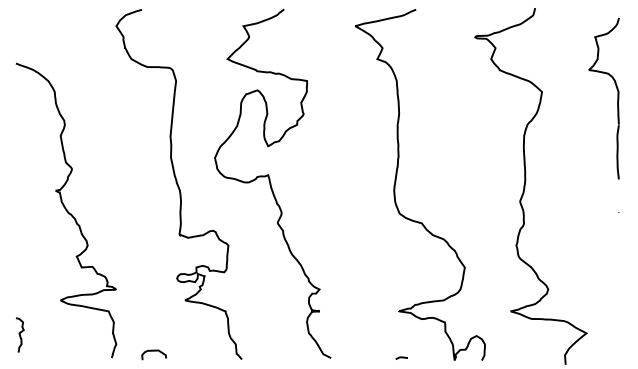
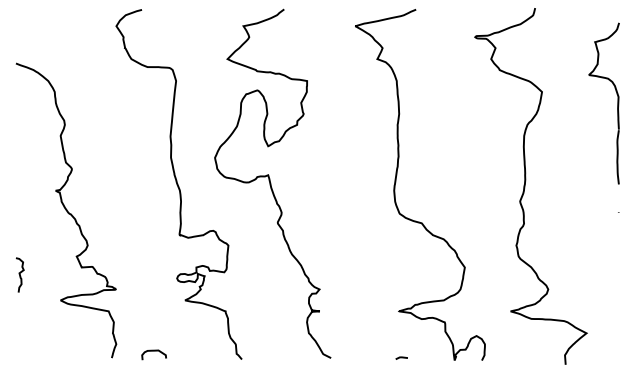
part position: (617, 98) -> (617, 103) (617, 103)
curve position: (20, 334) -> (20, 274) (20, 274)
